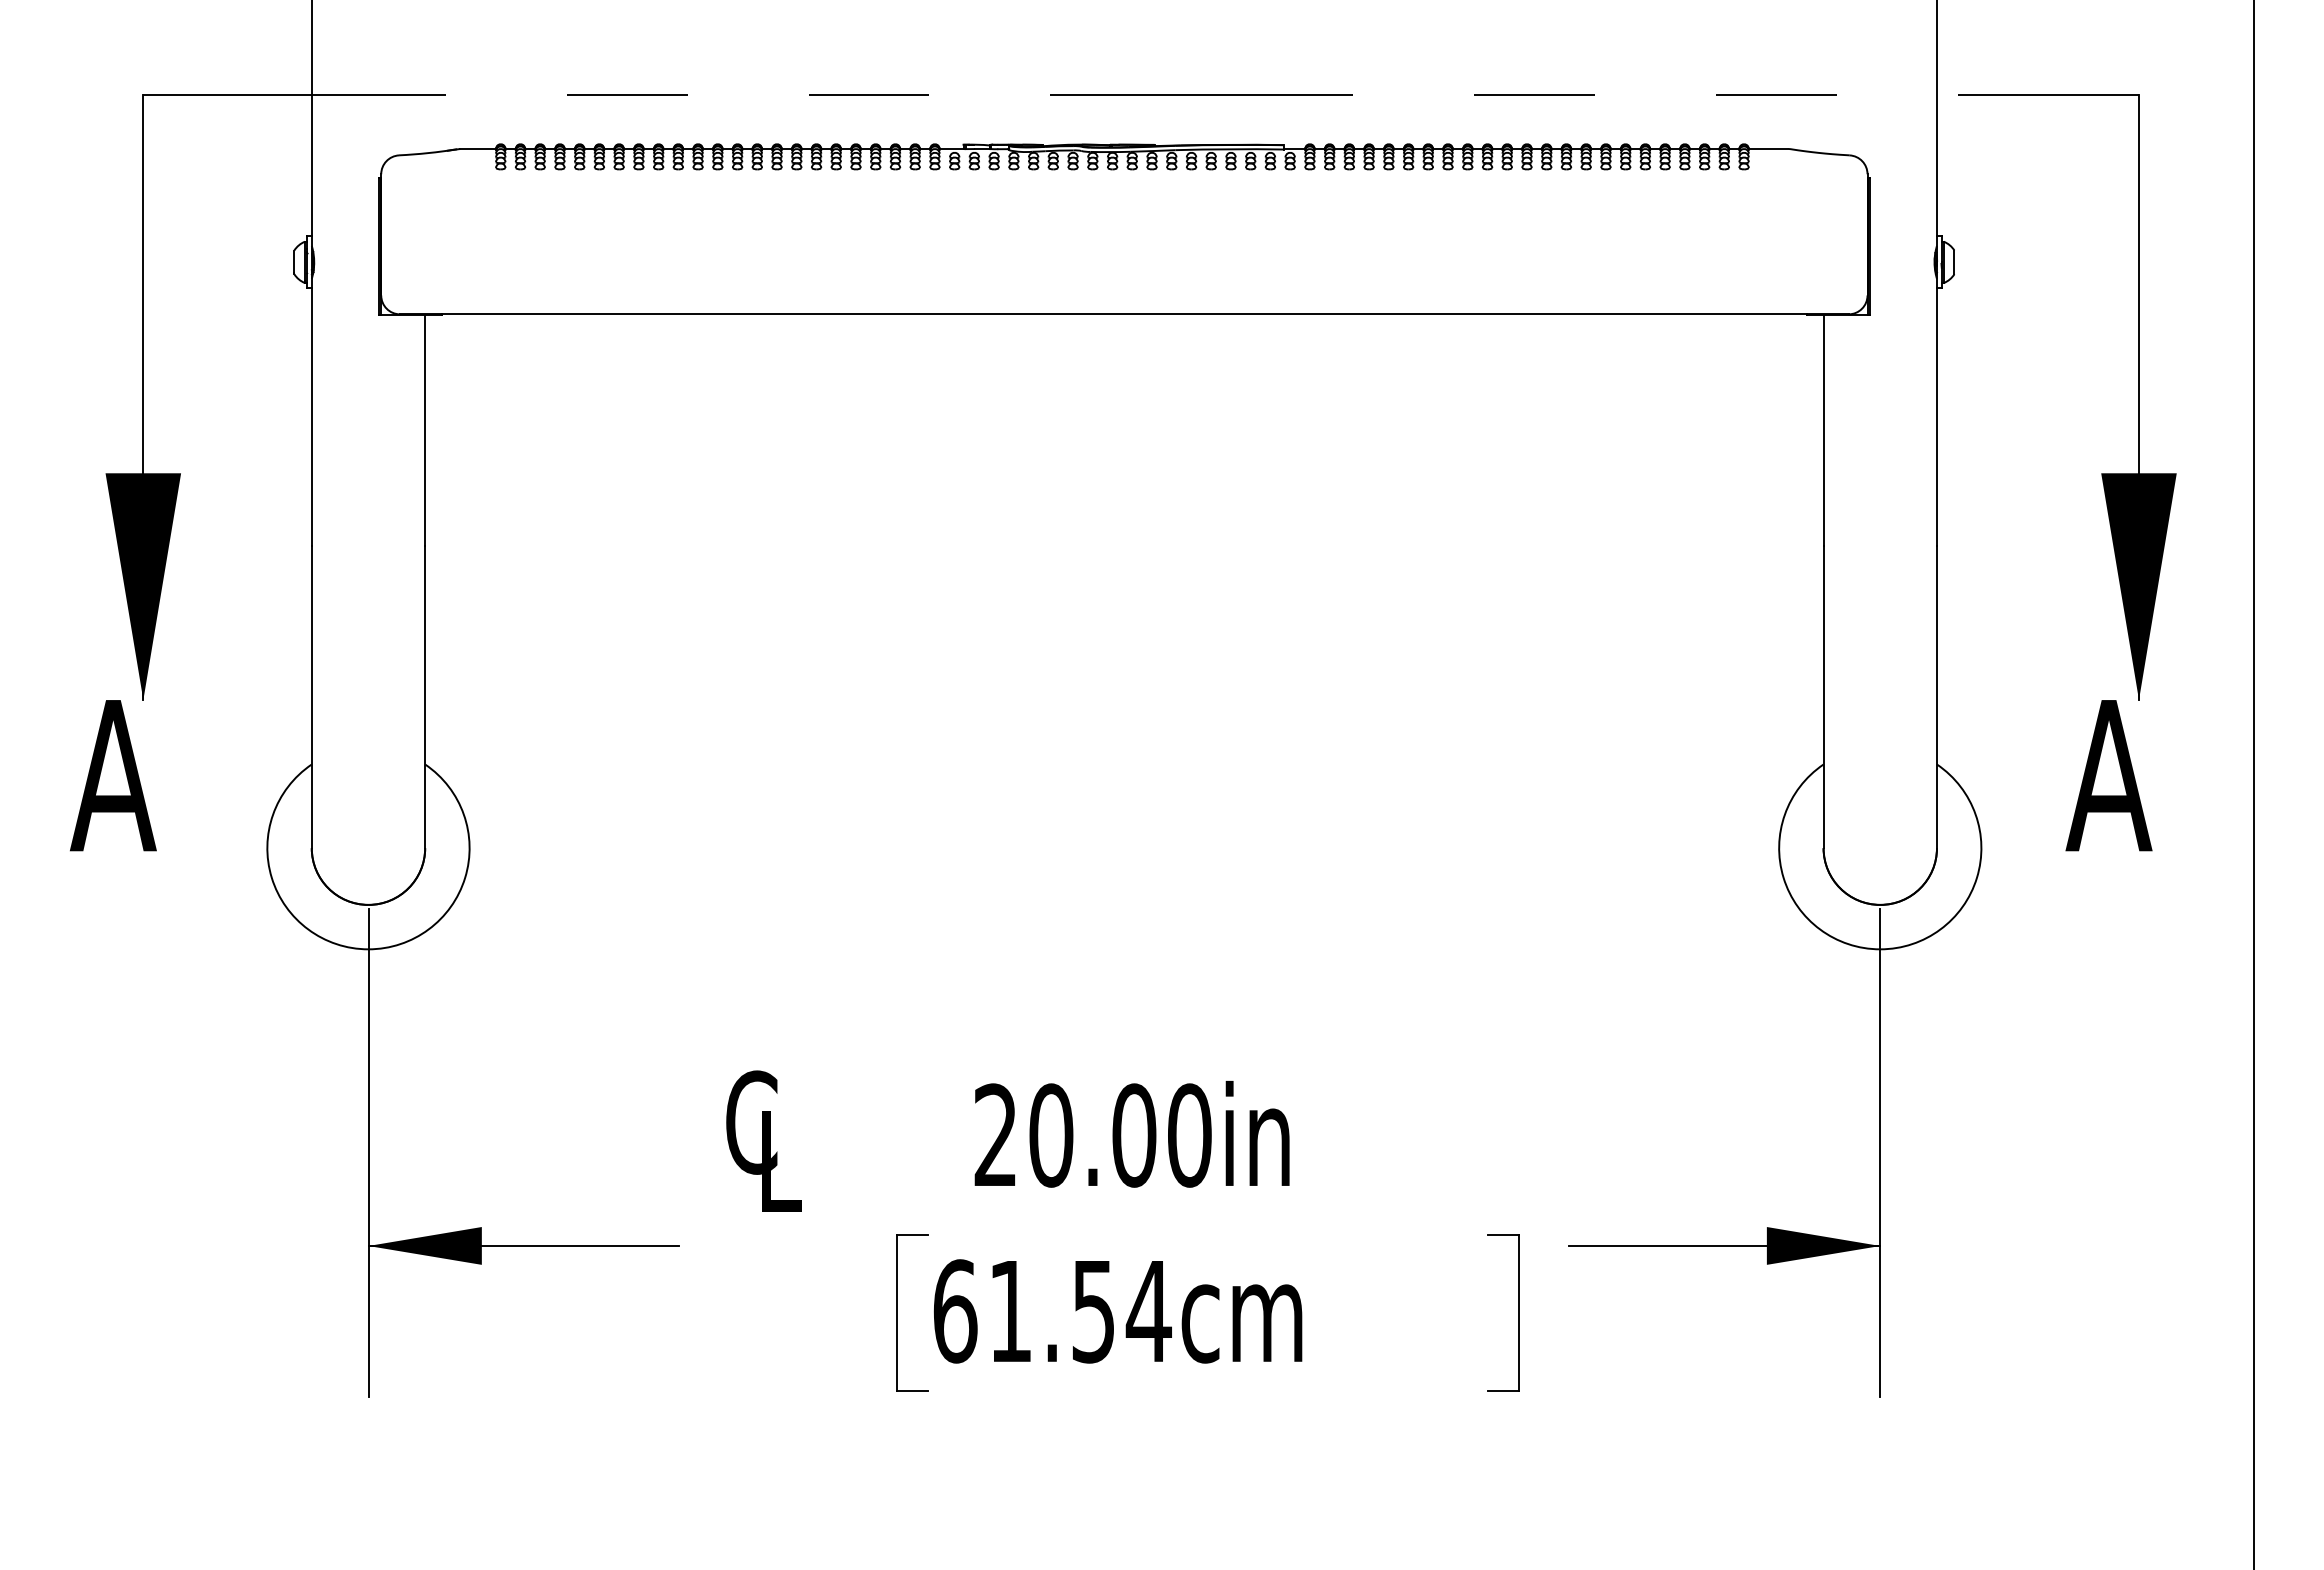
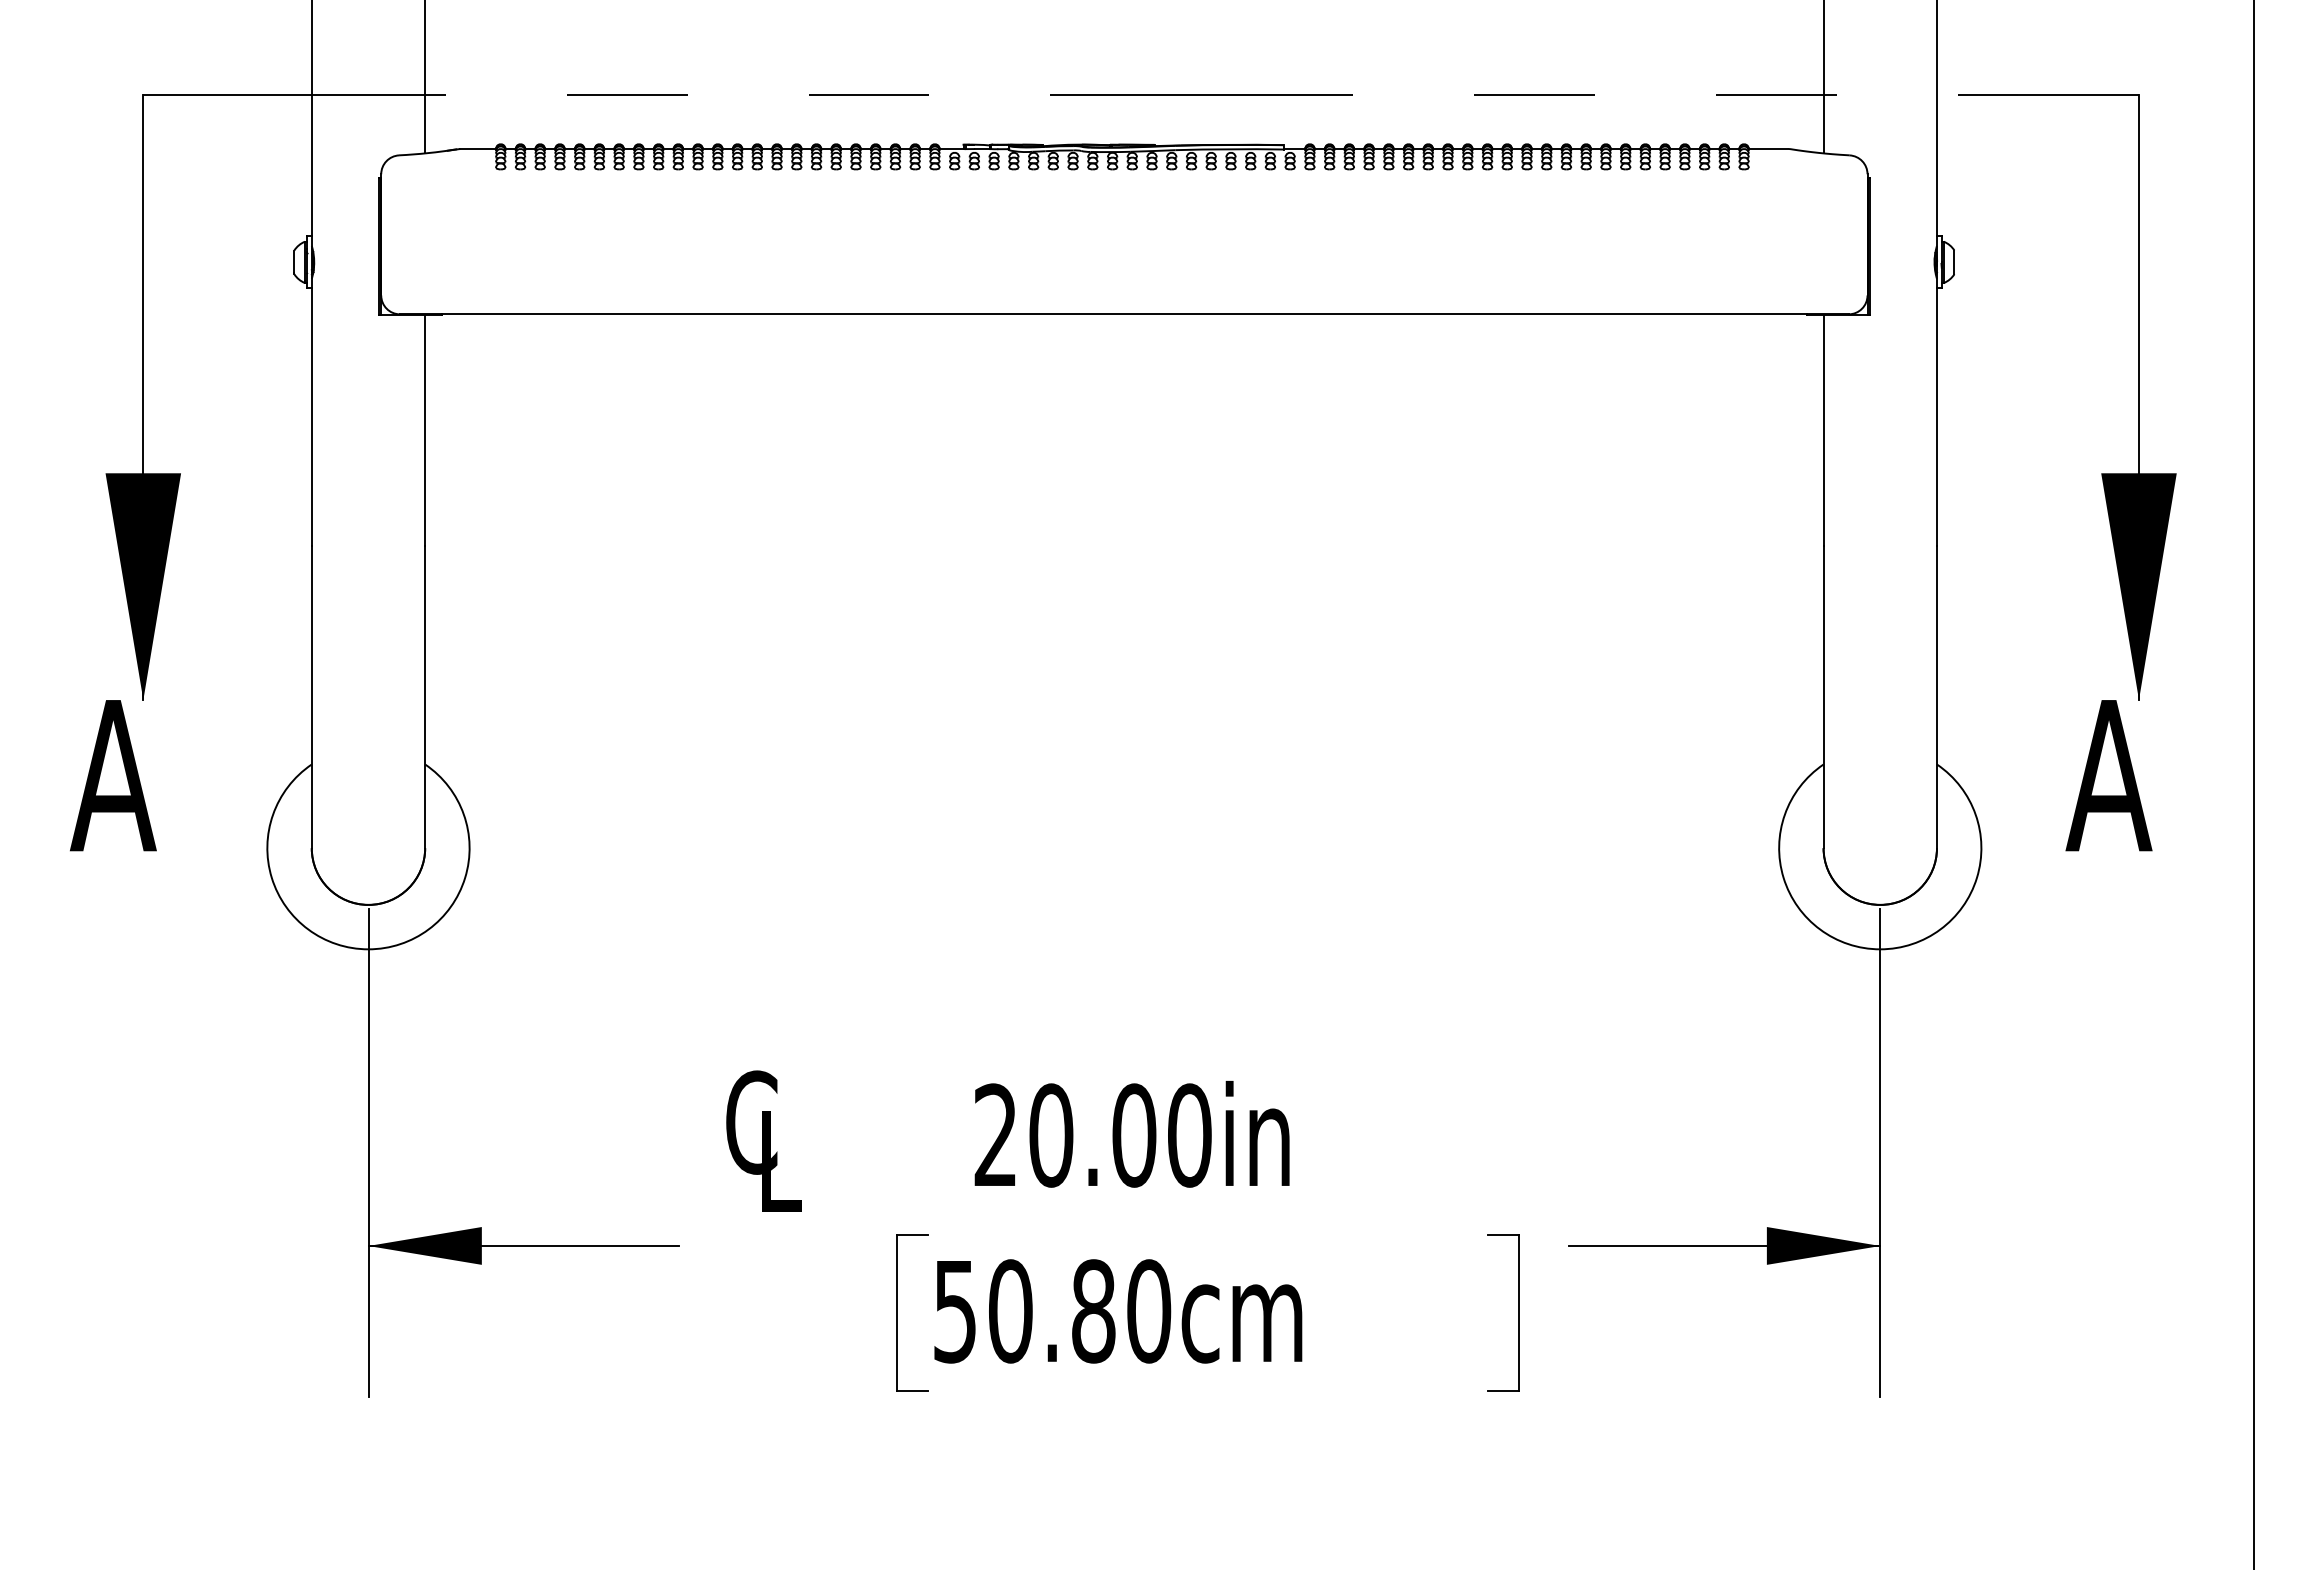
line: none -> present (425, 77)
line: none -> present (1823, 77)
text: 61.54cm -> 50.80cm (1052, 1311)
